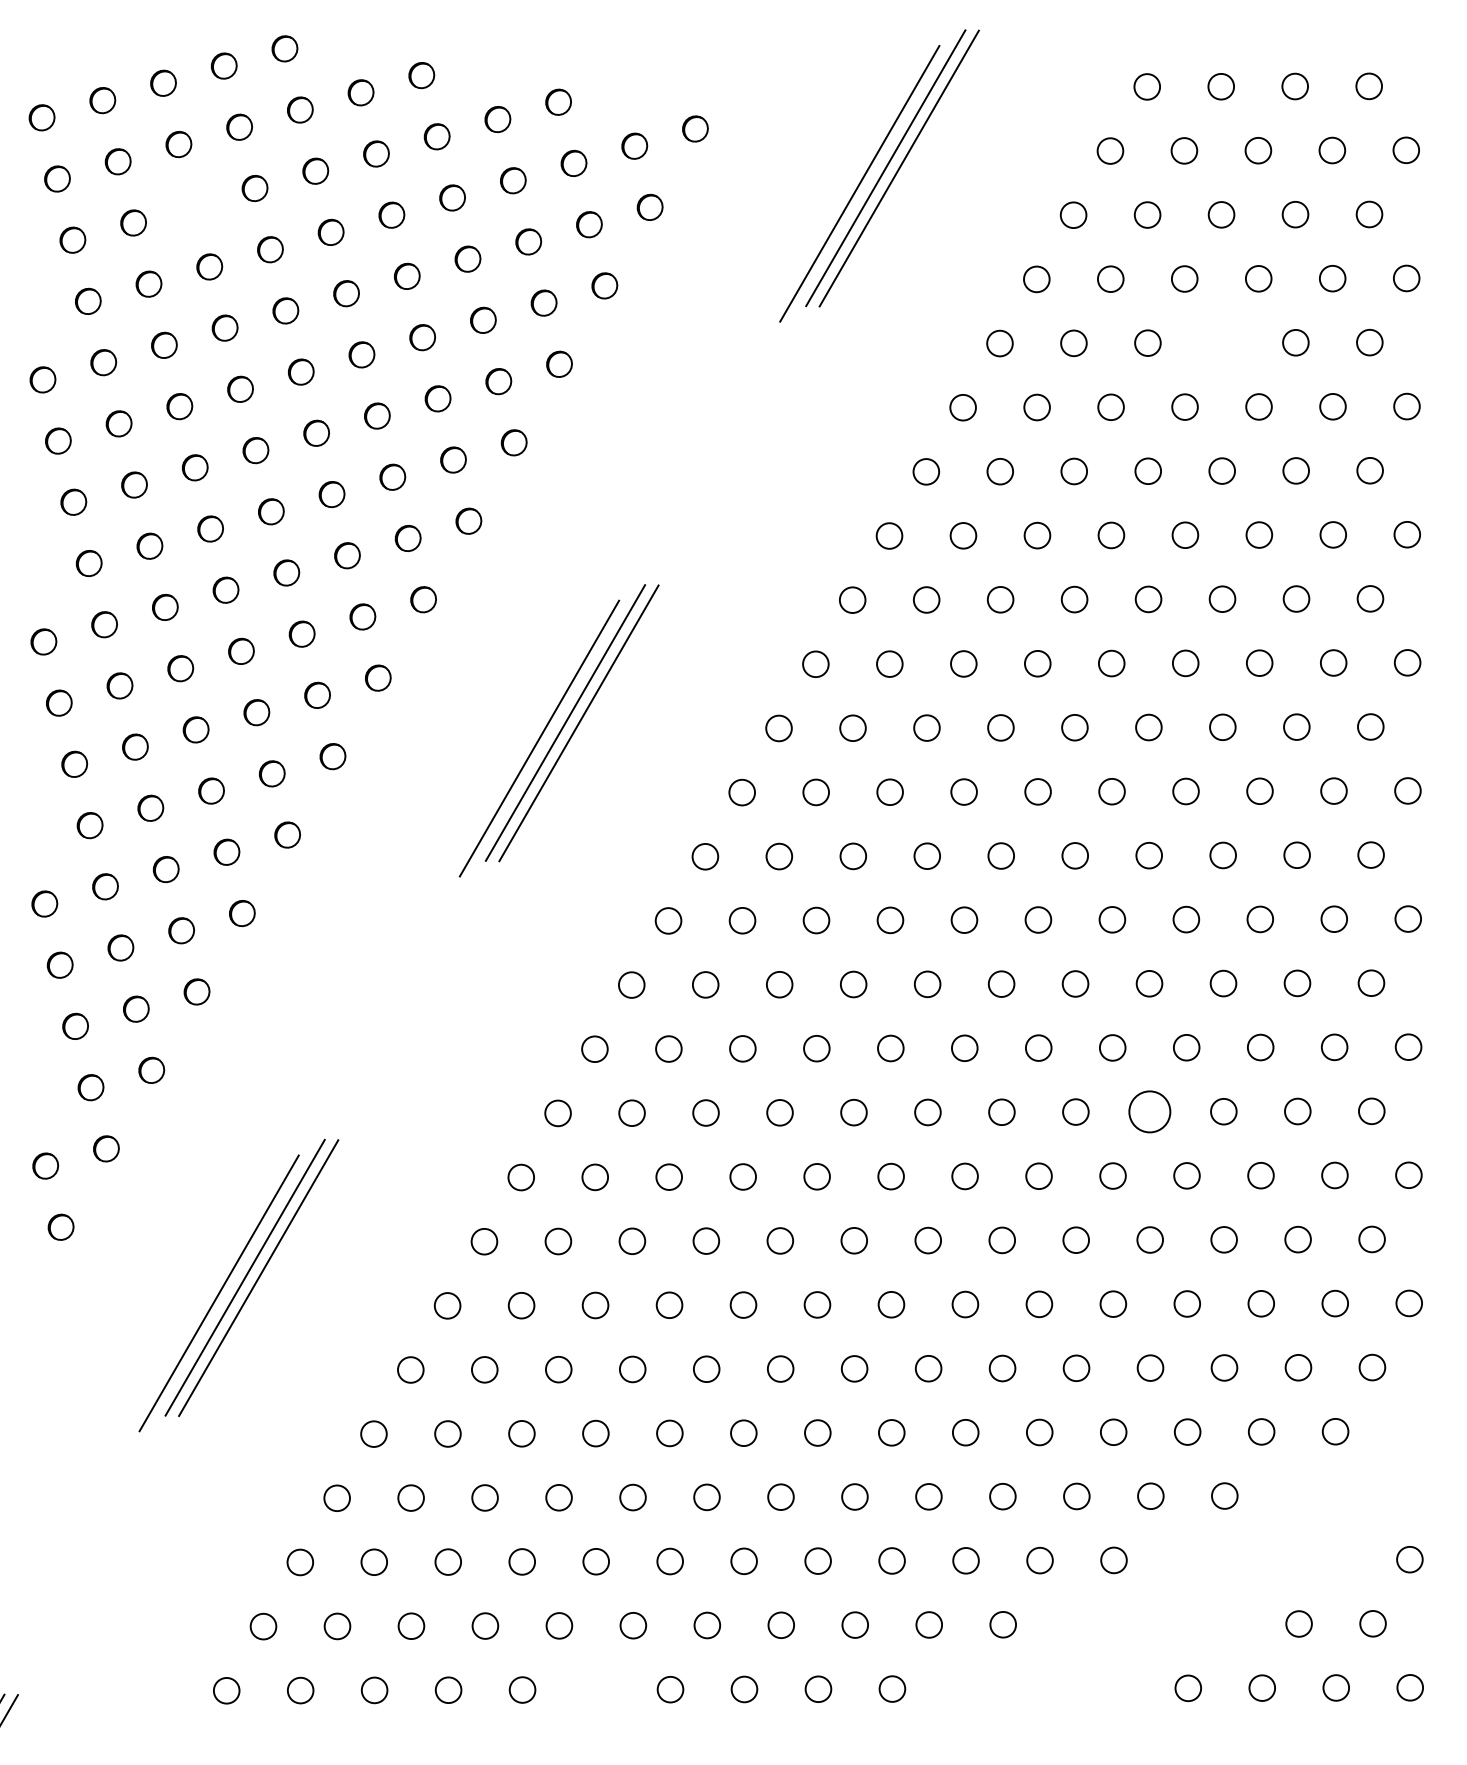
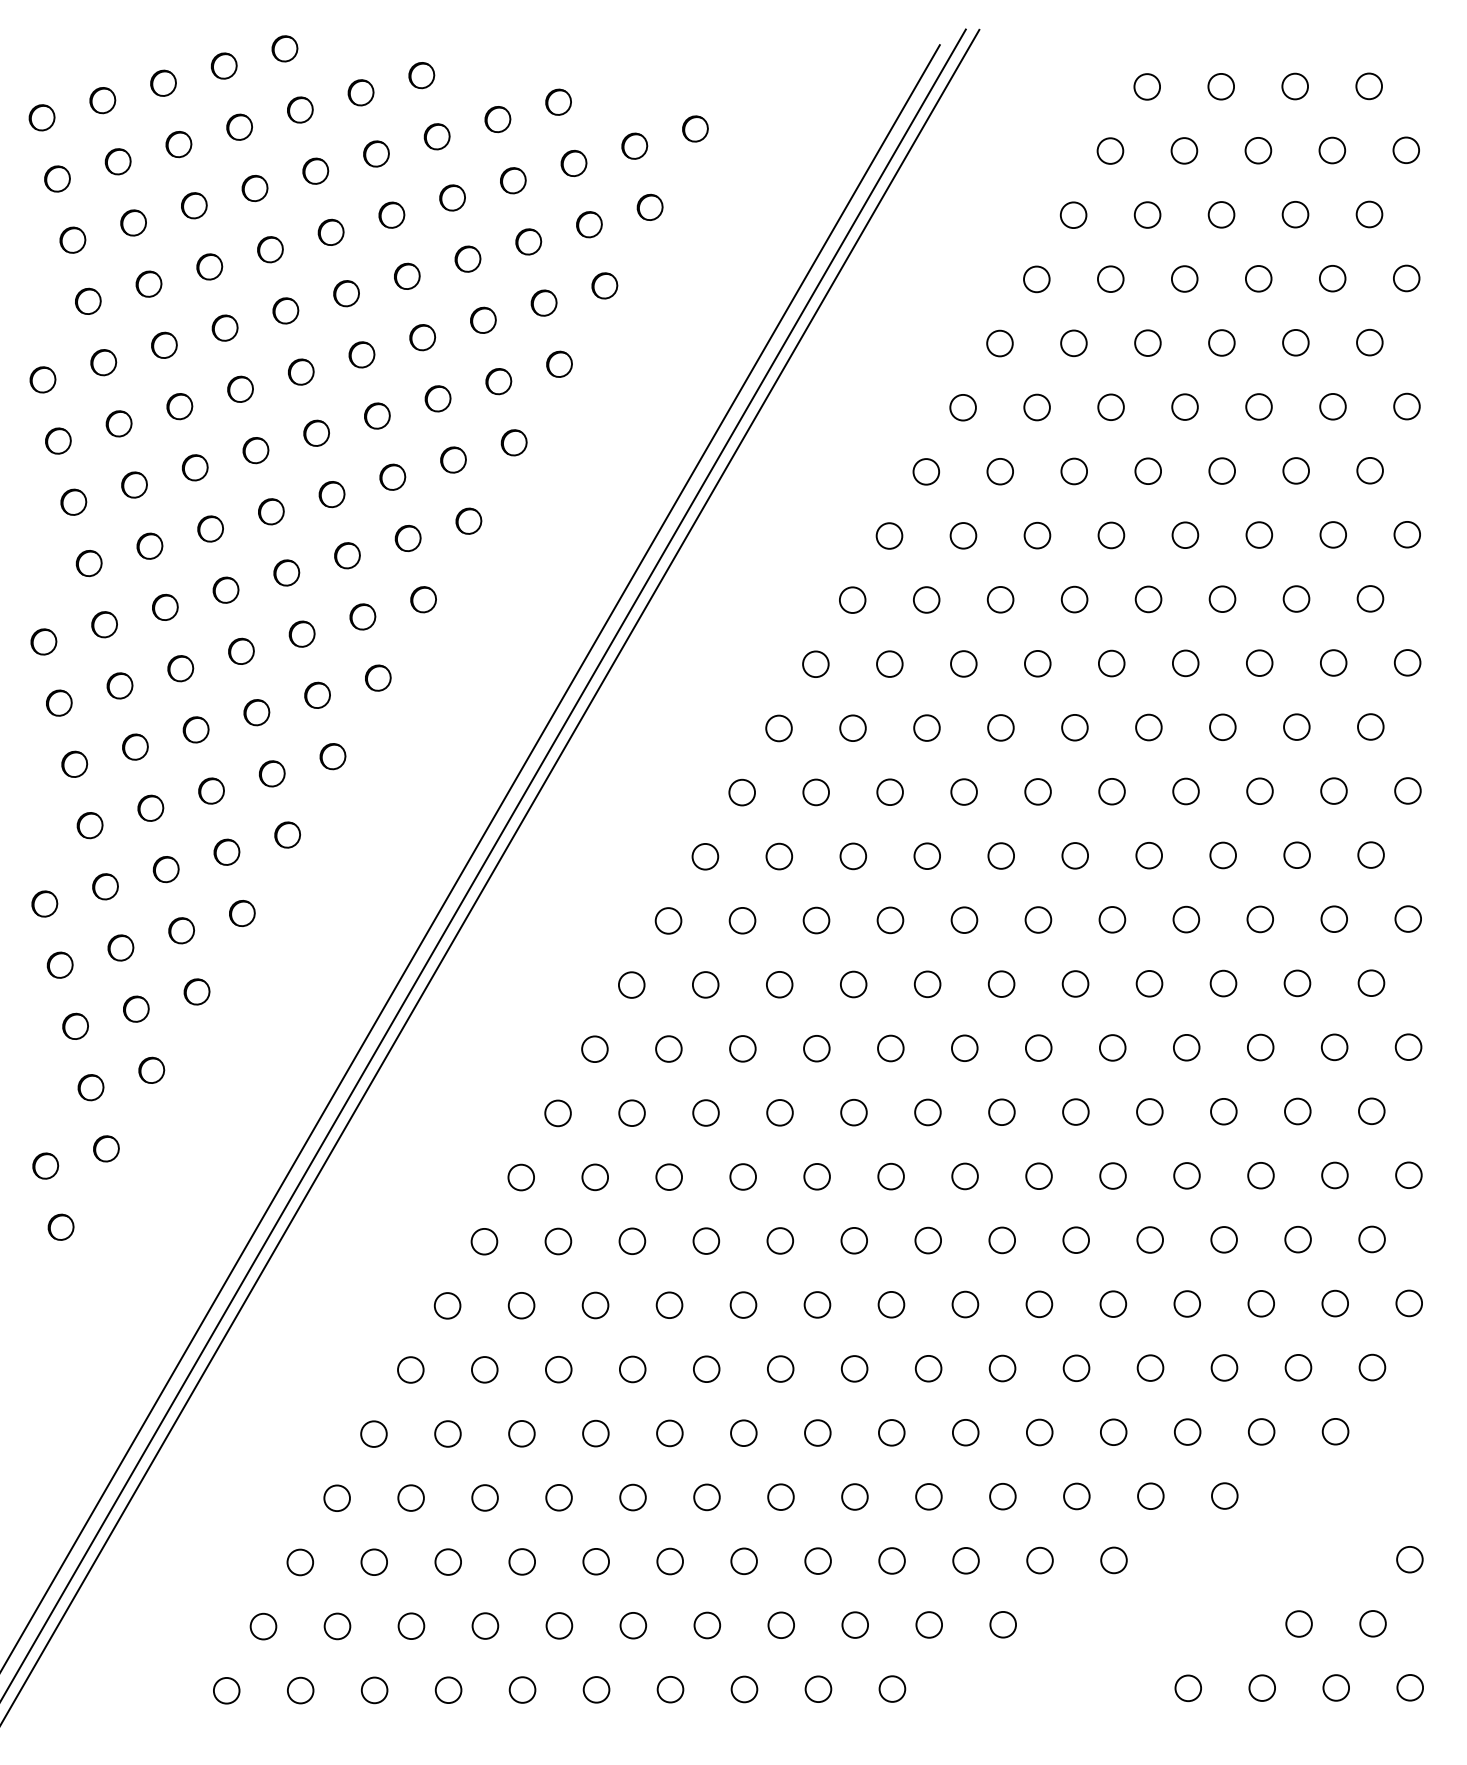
part: none -> present (194, 205)
circle: none -> present (1221, 342)
line: dashed -> solid (470, 858)
line: dashed -> solid (482, 865)
line: dashed -> solid (489, 878)
circle diameter: 41 px -> 26 px (1149, 1111)
circle: none -> present (596, 1689)
